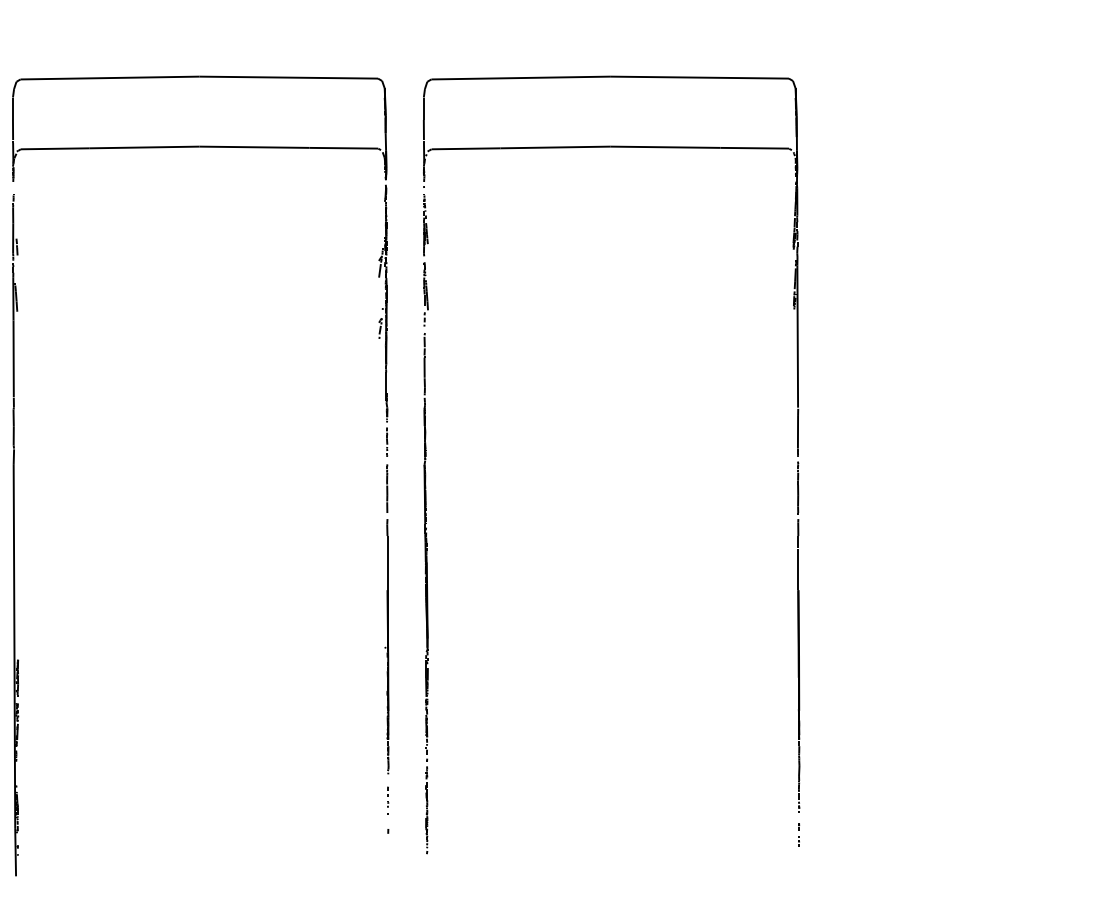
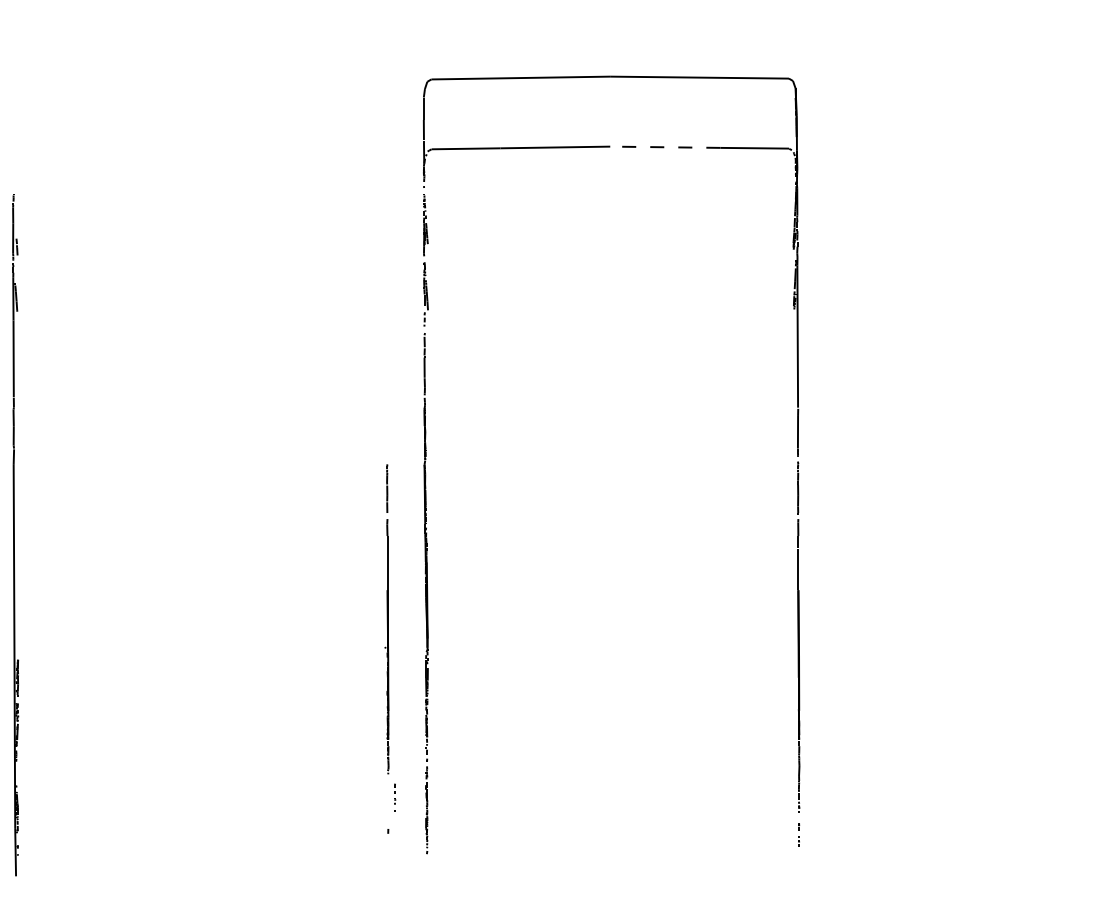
part: present -> none (200, 147)
line: solid -> dashed (664, 147)
part position: (388, 800) -> (395, 797) (395, 797)
